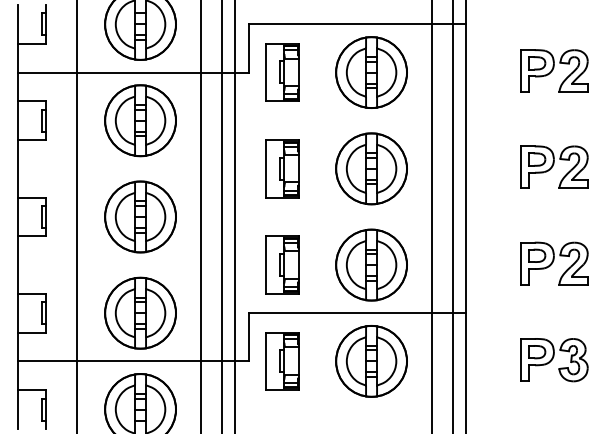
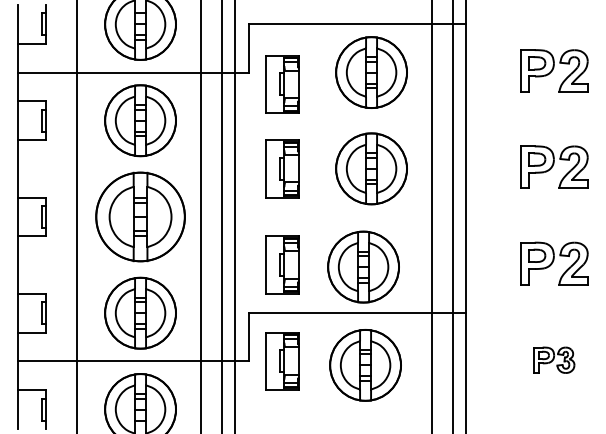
part position: (282, 72) -> (282, 84) (282, 84)
part size: 73x74 px -> 91x92 px (140, 216)
part position: (371, 264) -> (363, 266) (363, 266)
part size: 69x45 px -> 43x28 px (554, 359)
part position: (371, 361) -> (365, 365) (365, 365)
